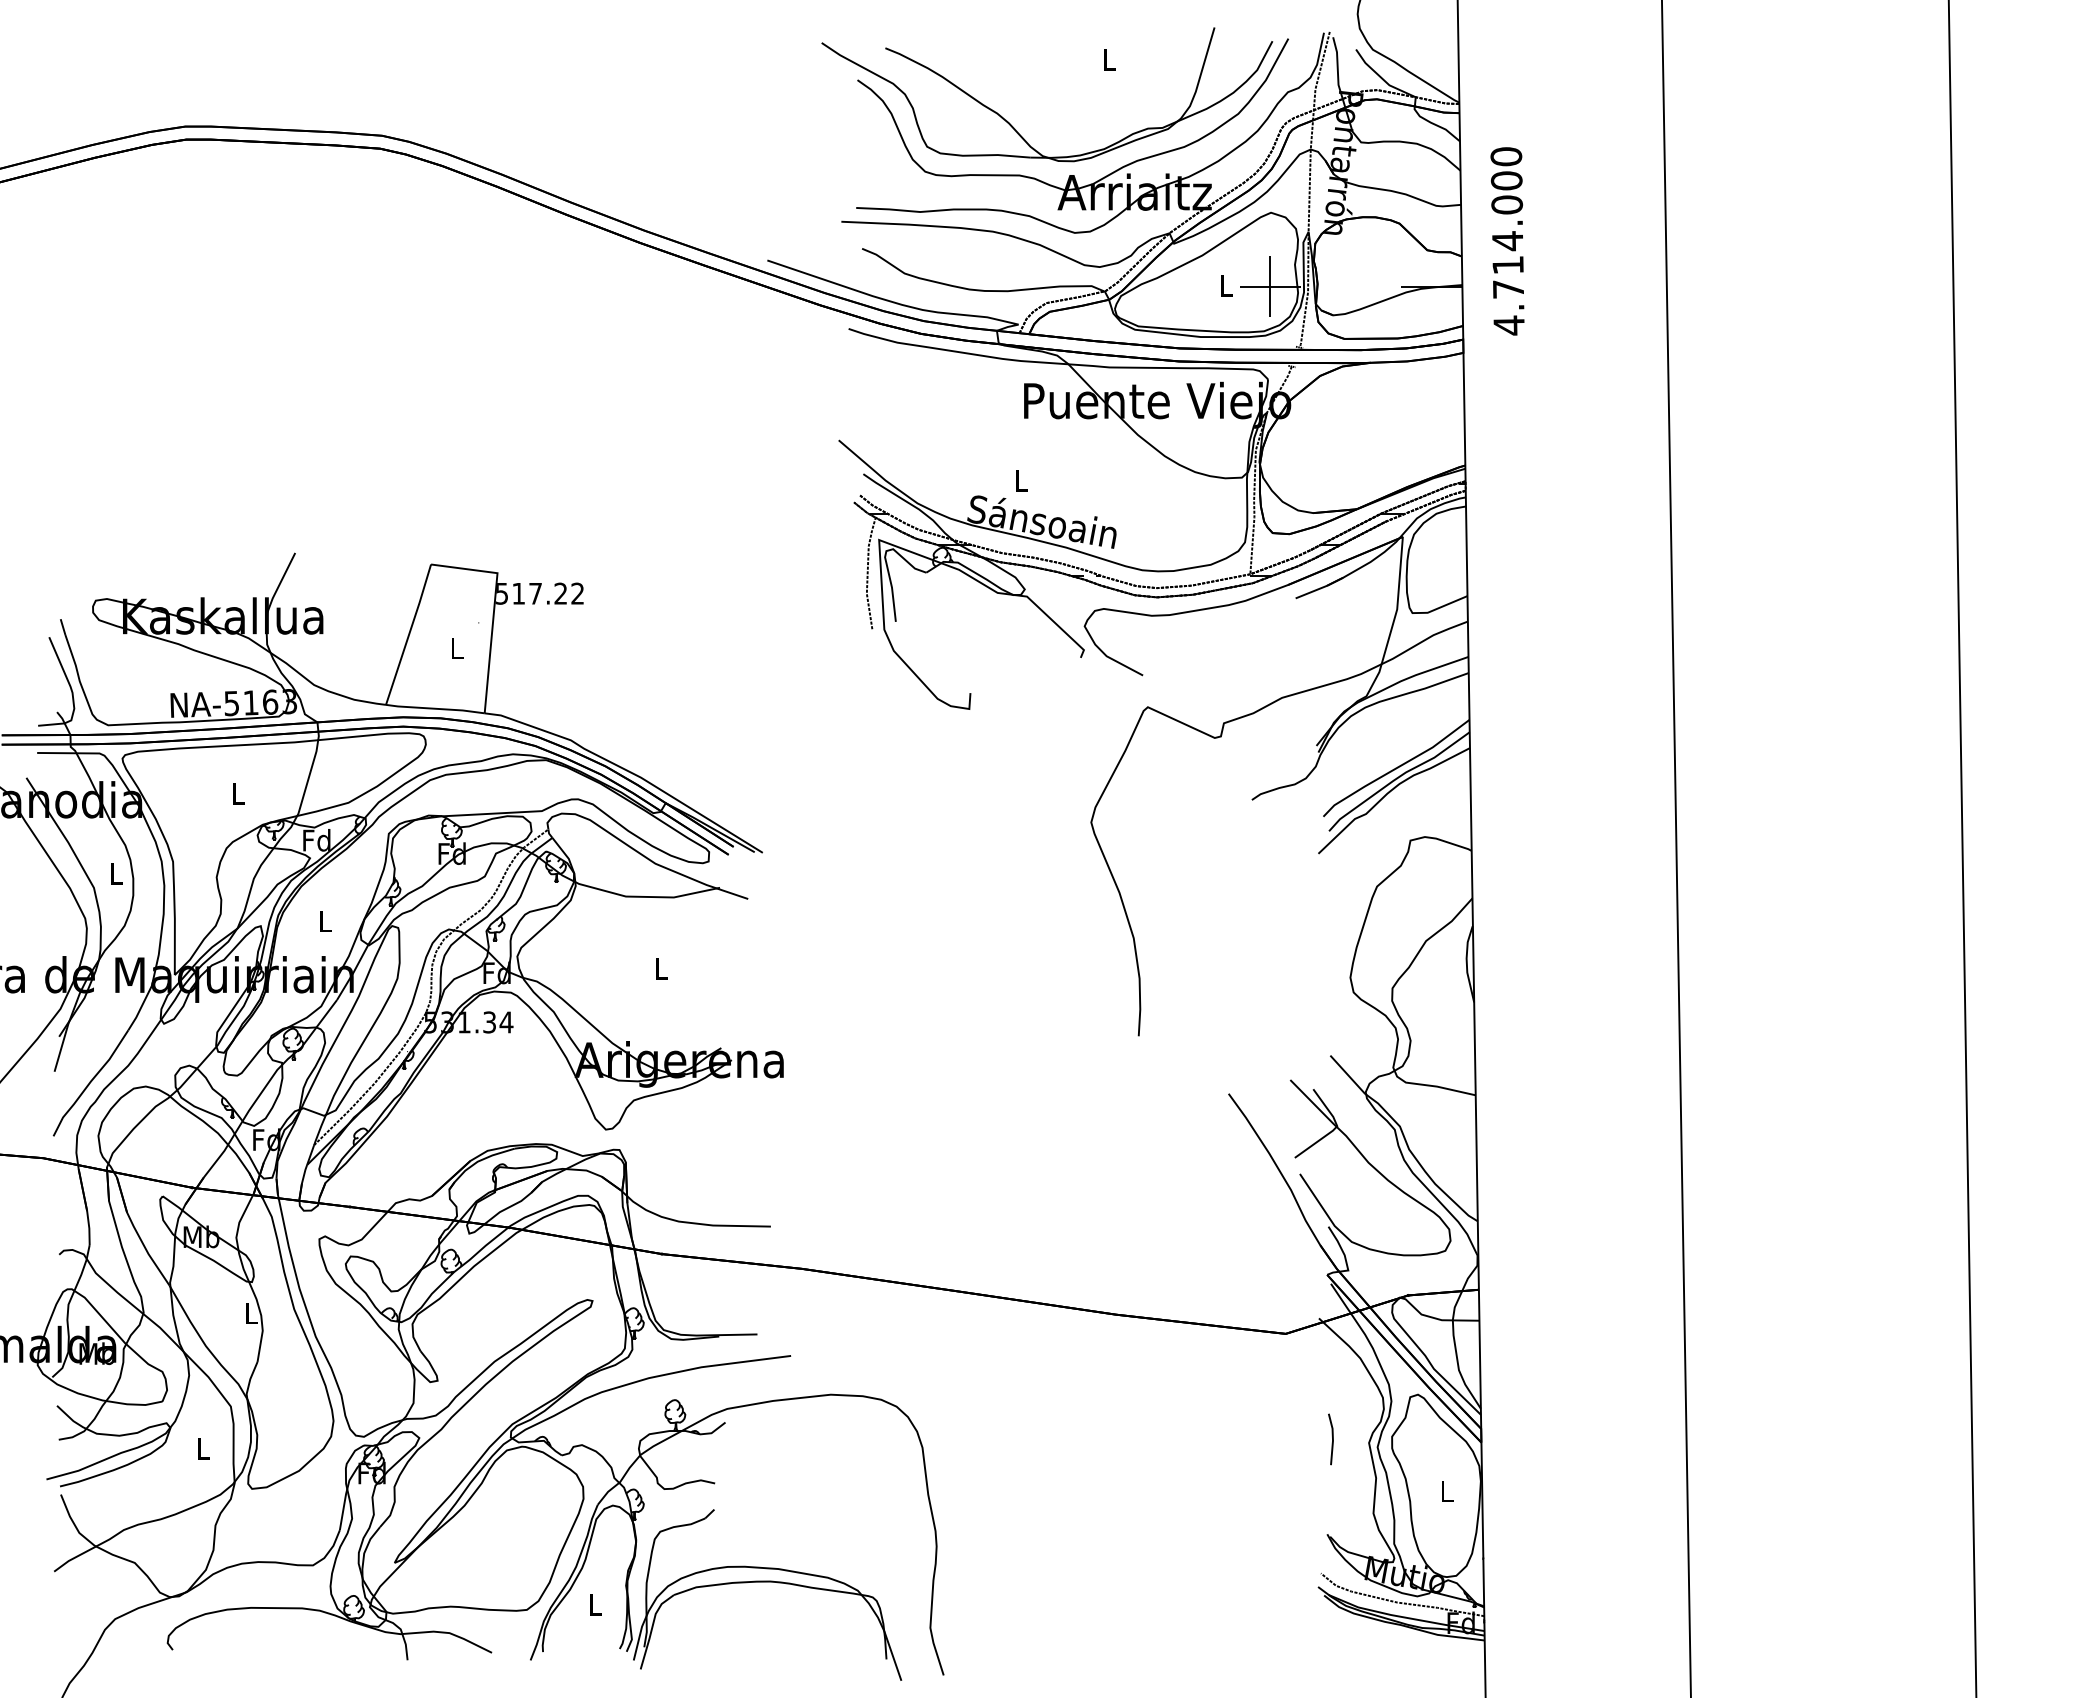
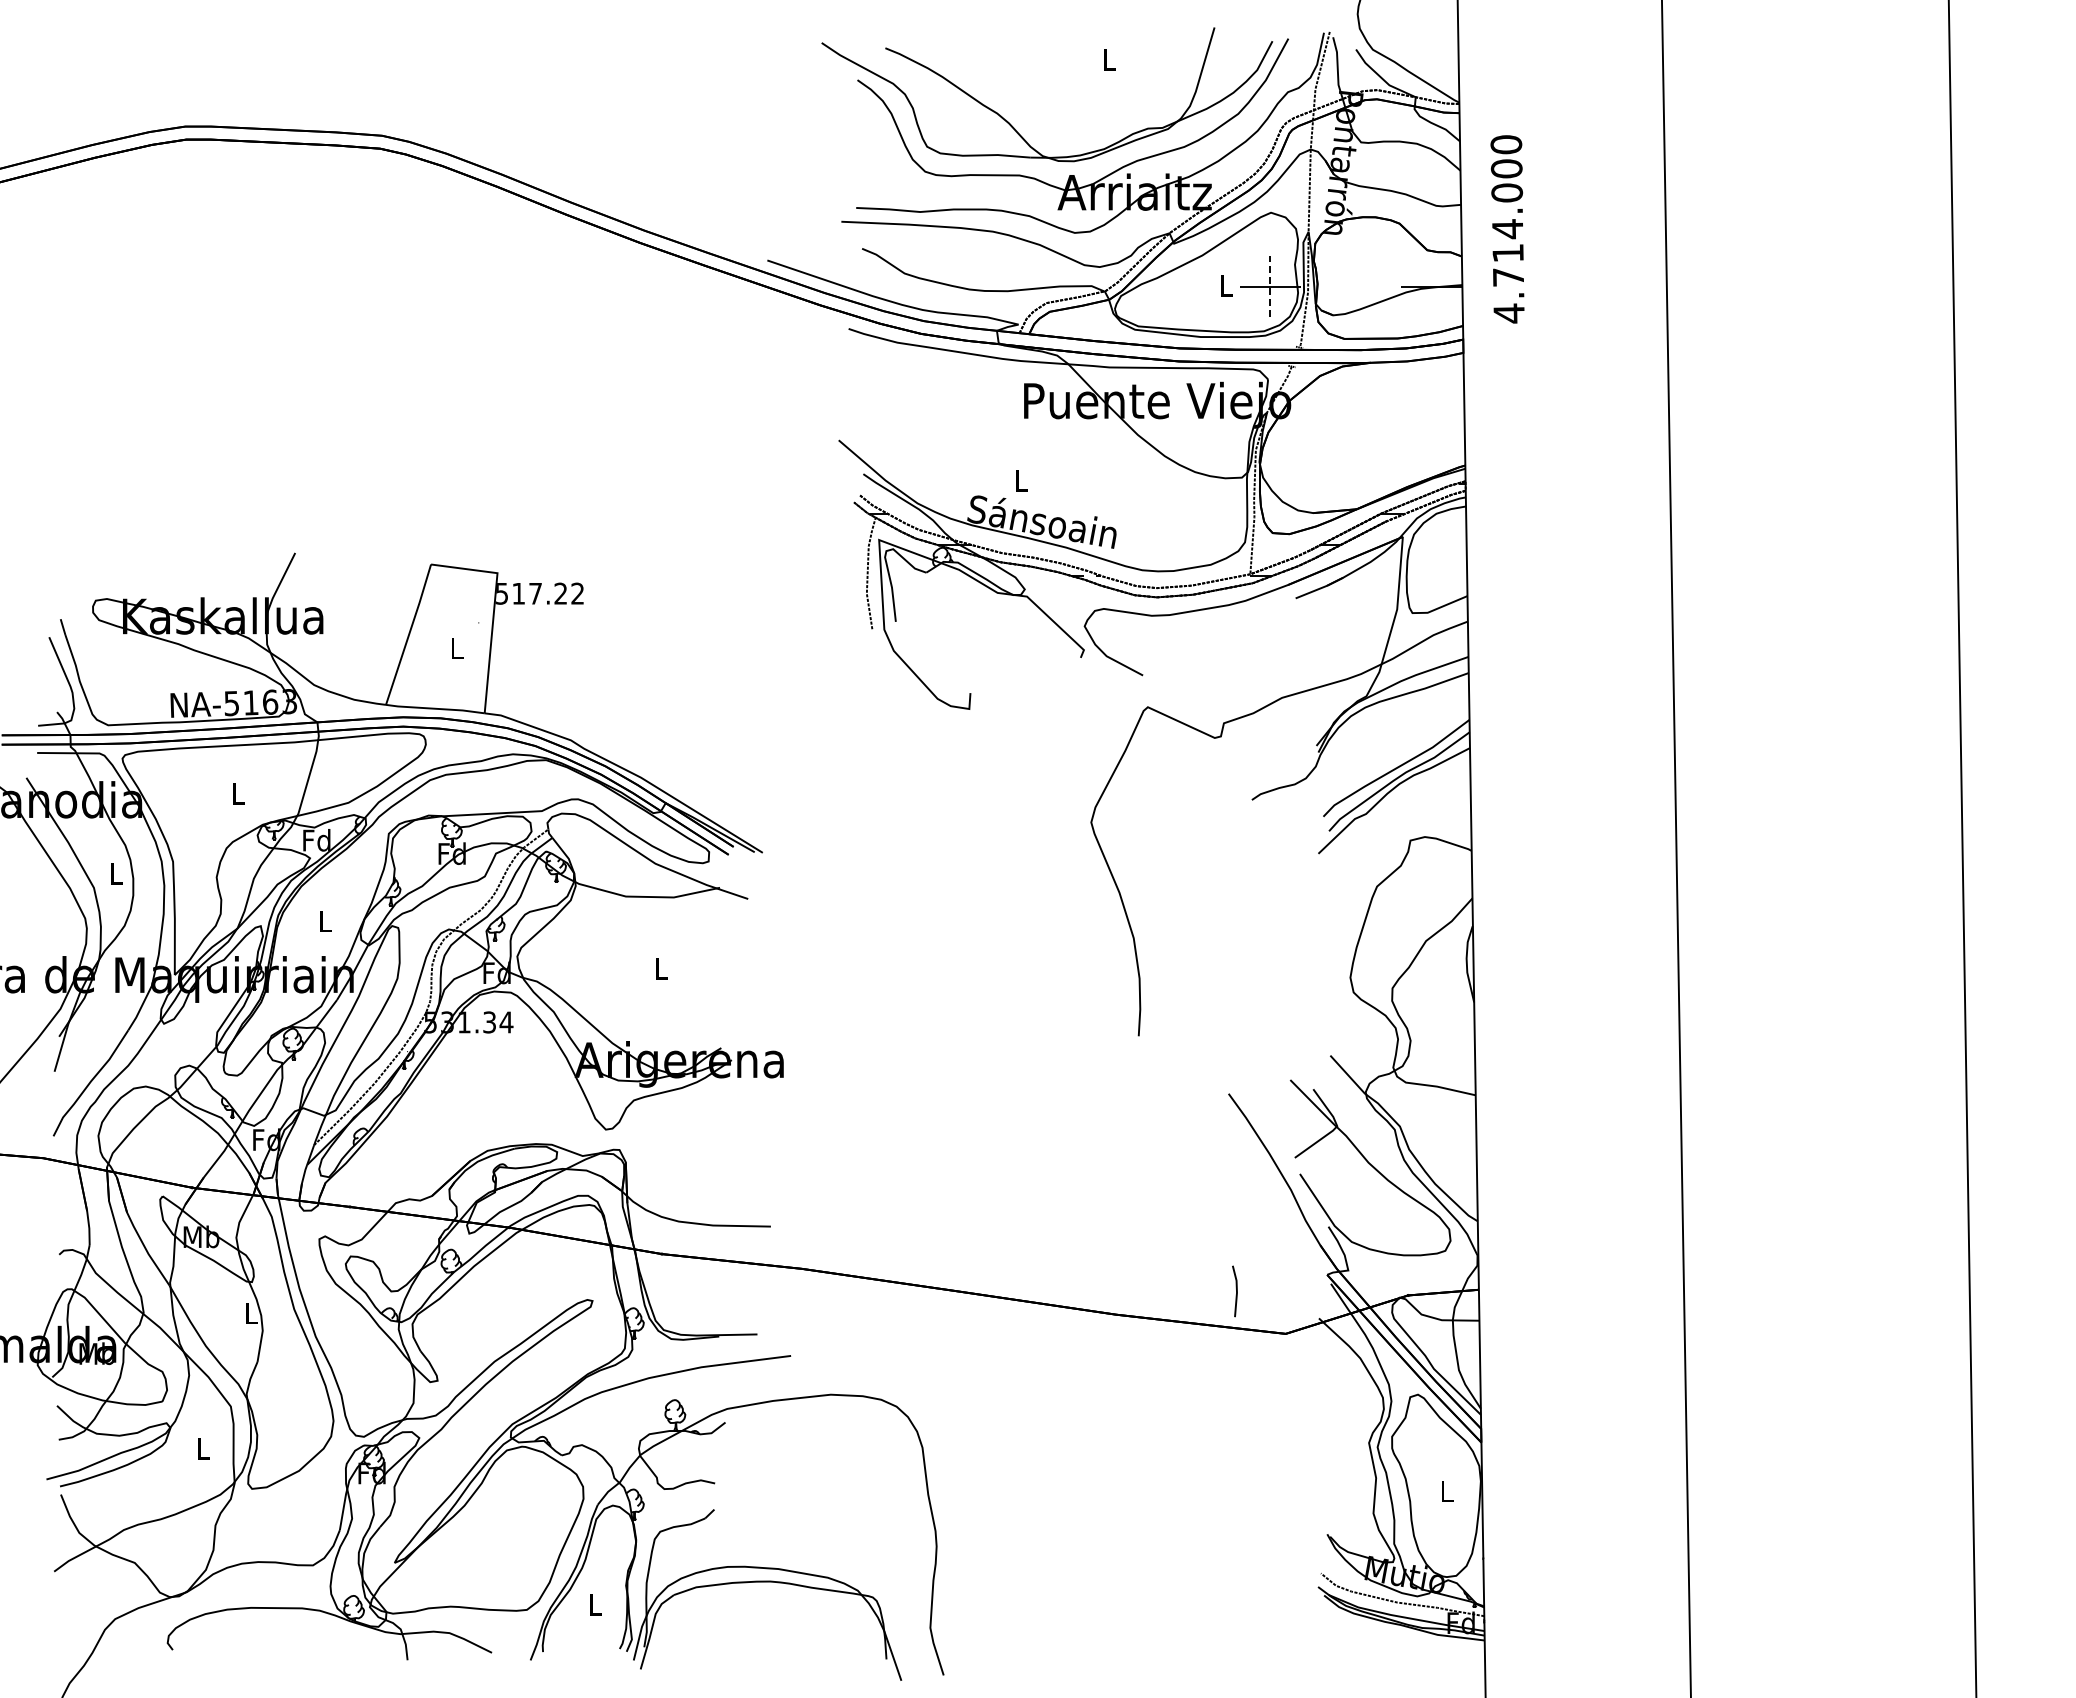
text position: (1507, 241) -> (1507, 229) (1507, 229)
line: solid -> dashed (1270, 286)
line position: (1332, 1439) -> (1236, 1291) (1236, 1291)
